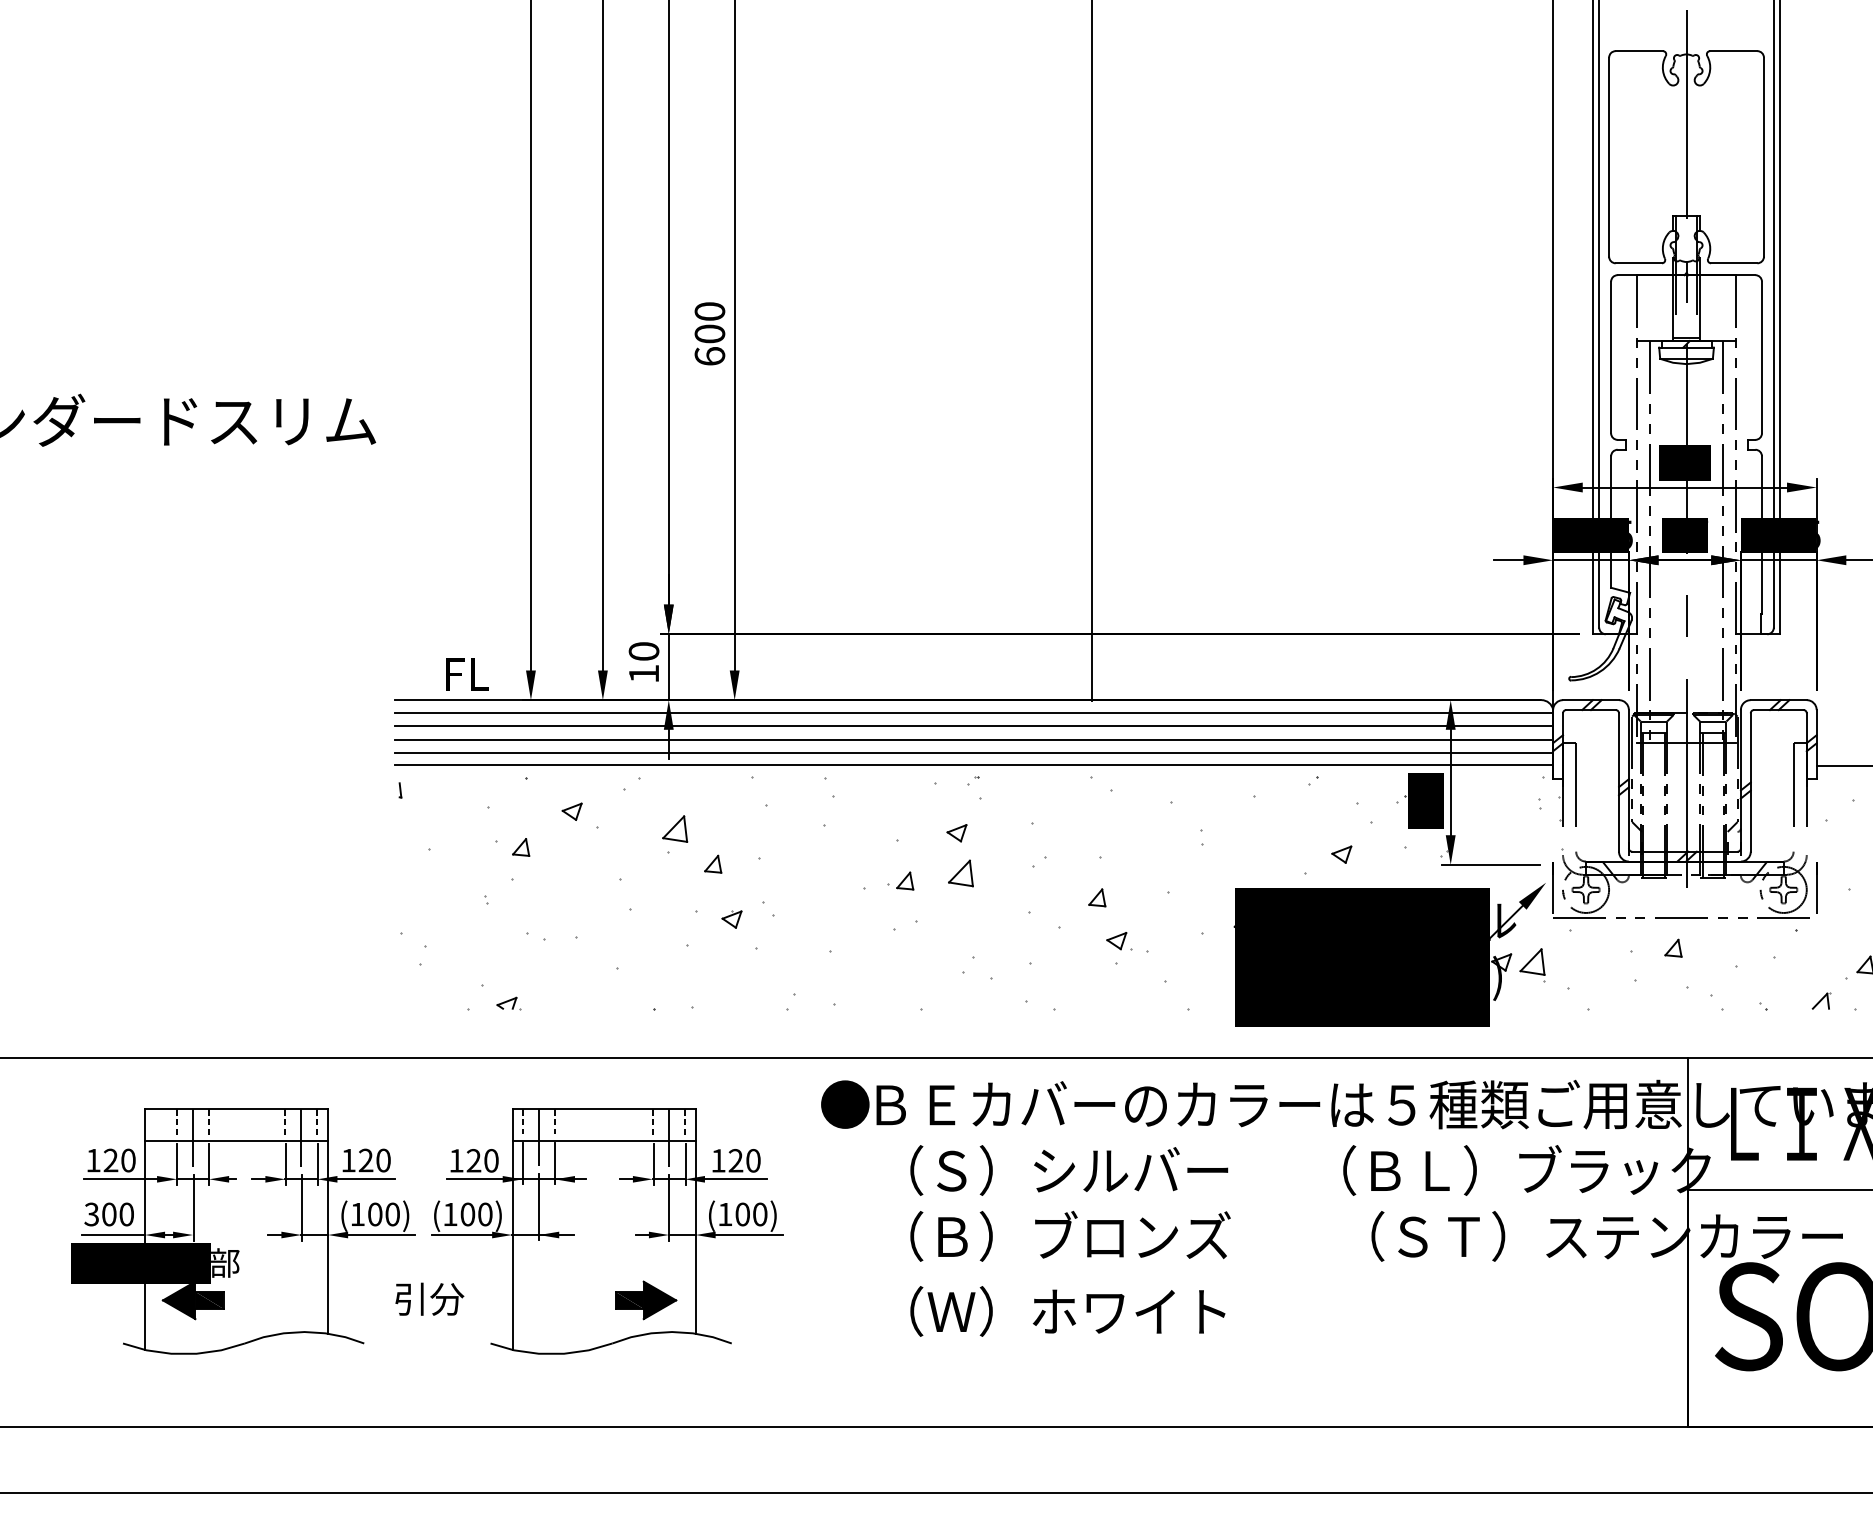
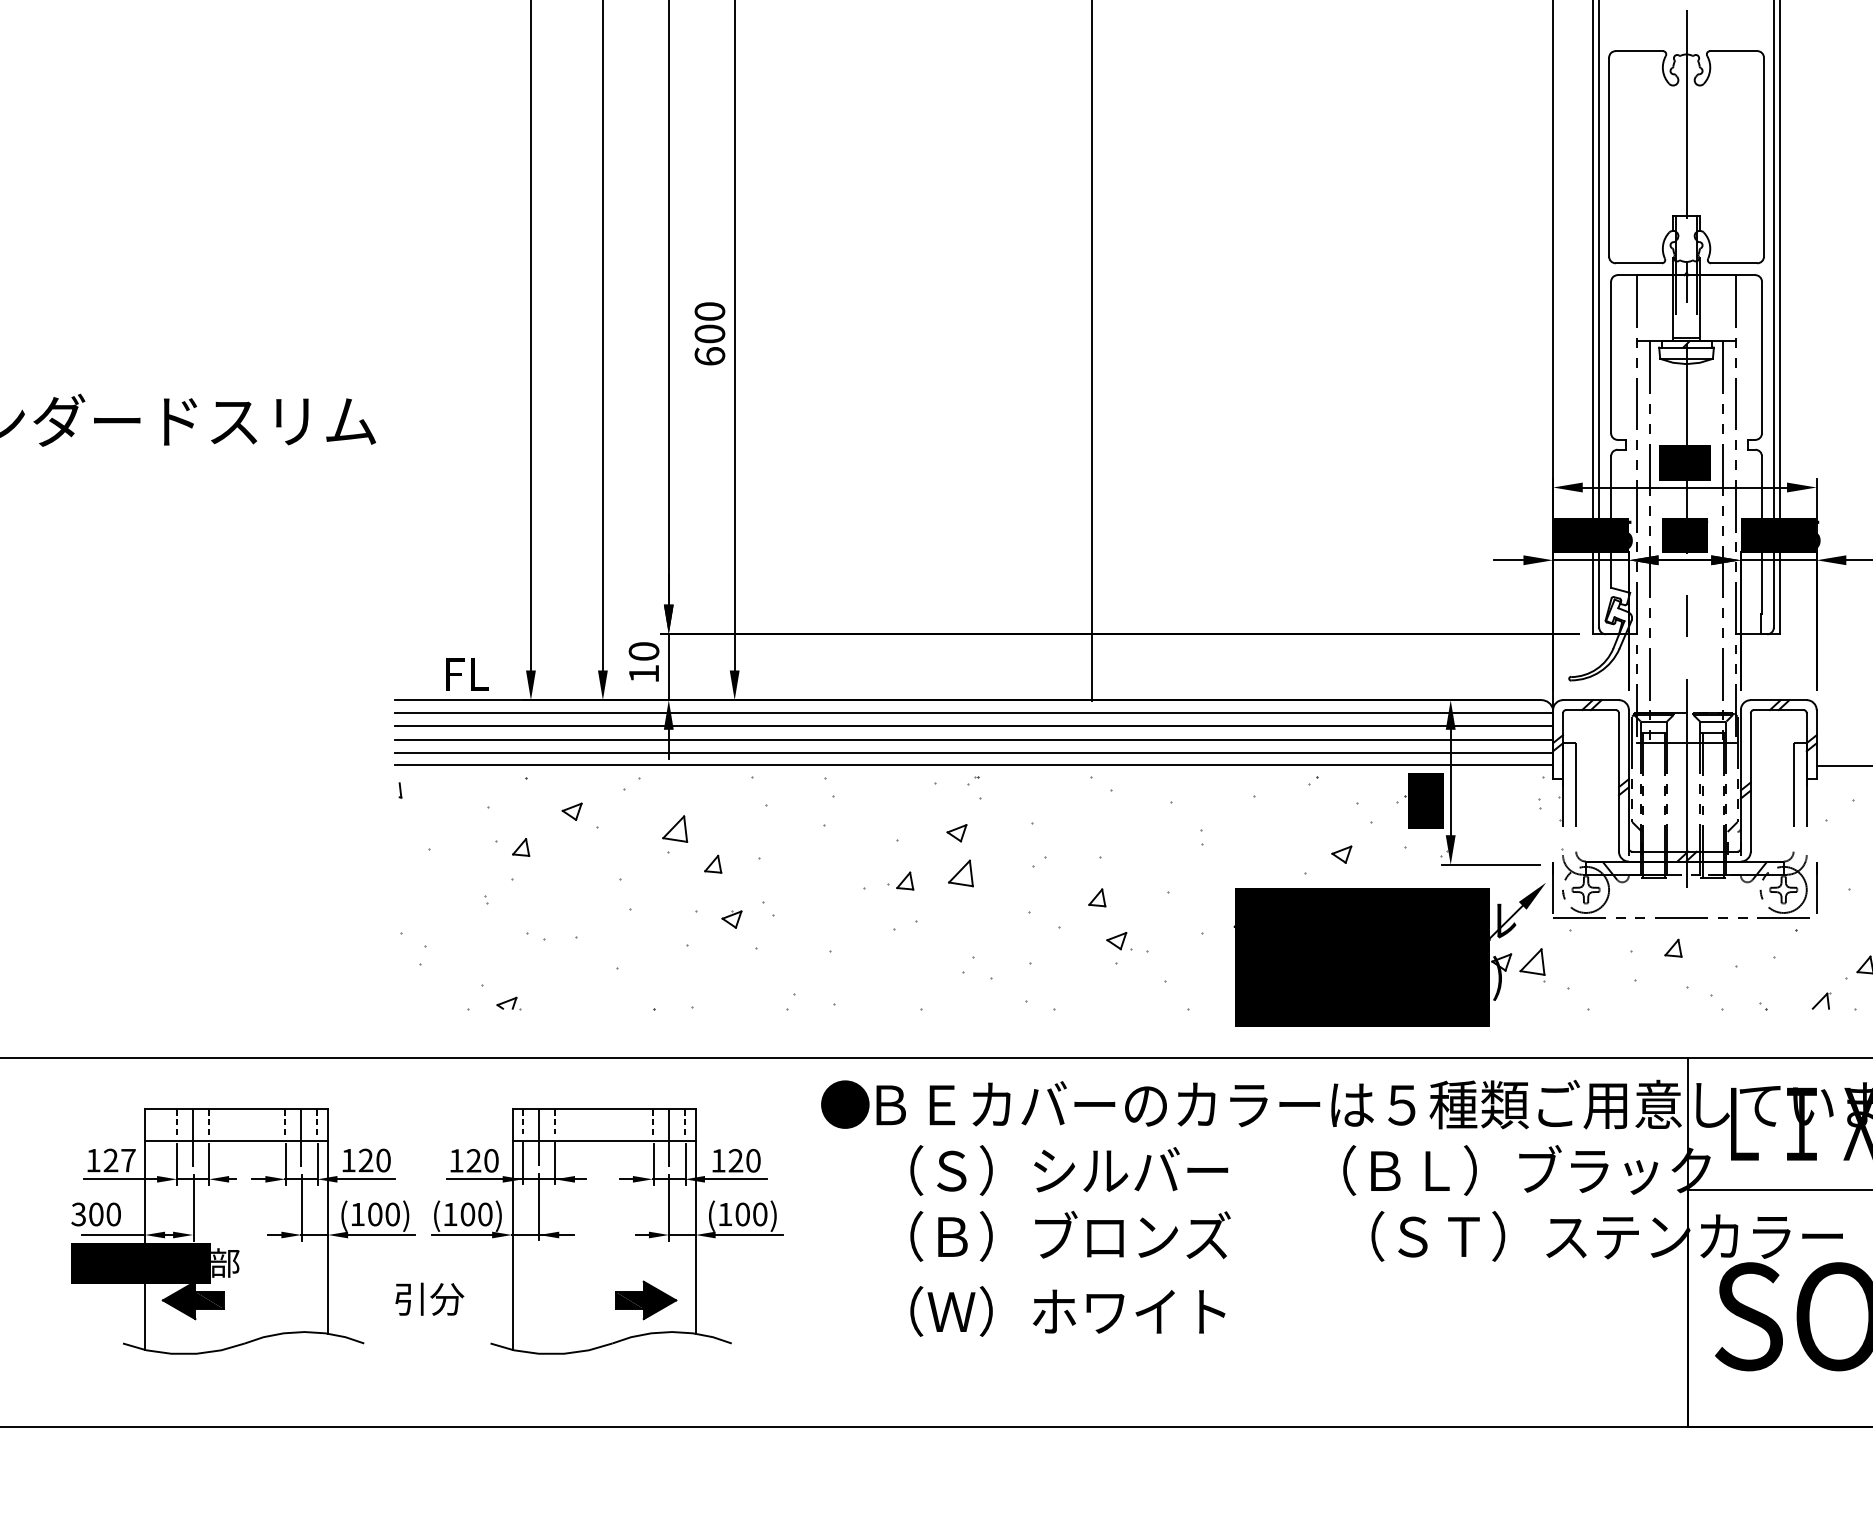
text: 120 -> 127 (128, 1160)
text position: (108, 1214) -> (95, 1214) (95, 1214)
line: present -> none (935, 1492)
